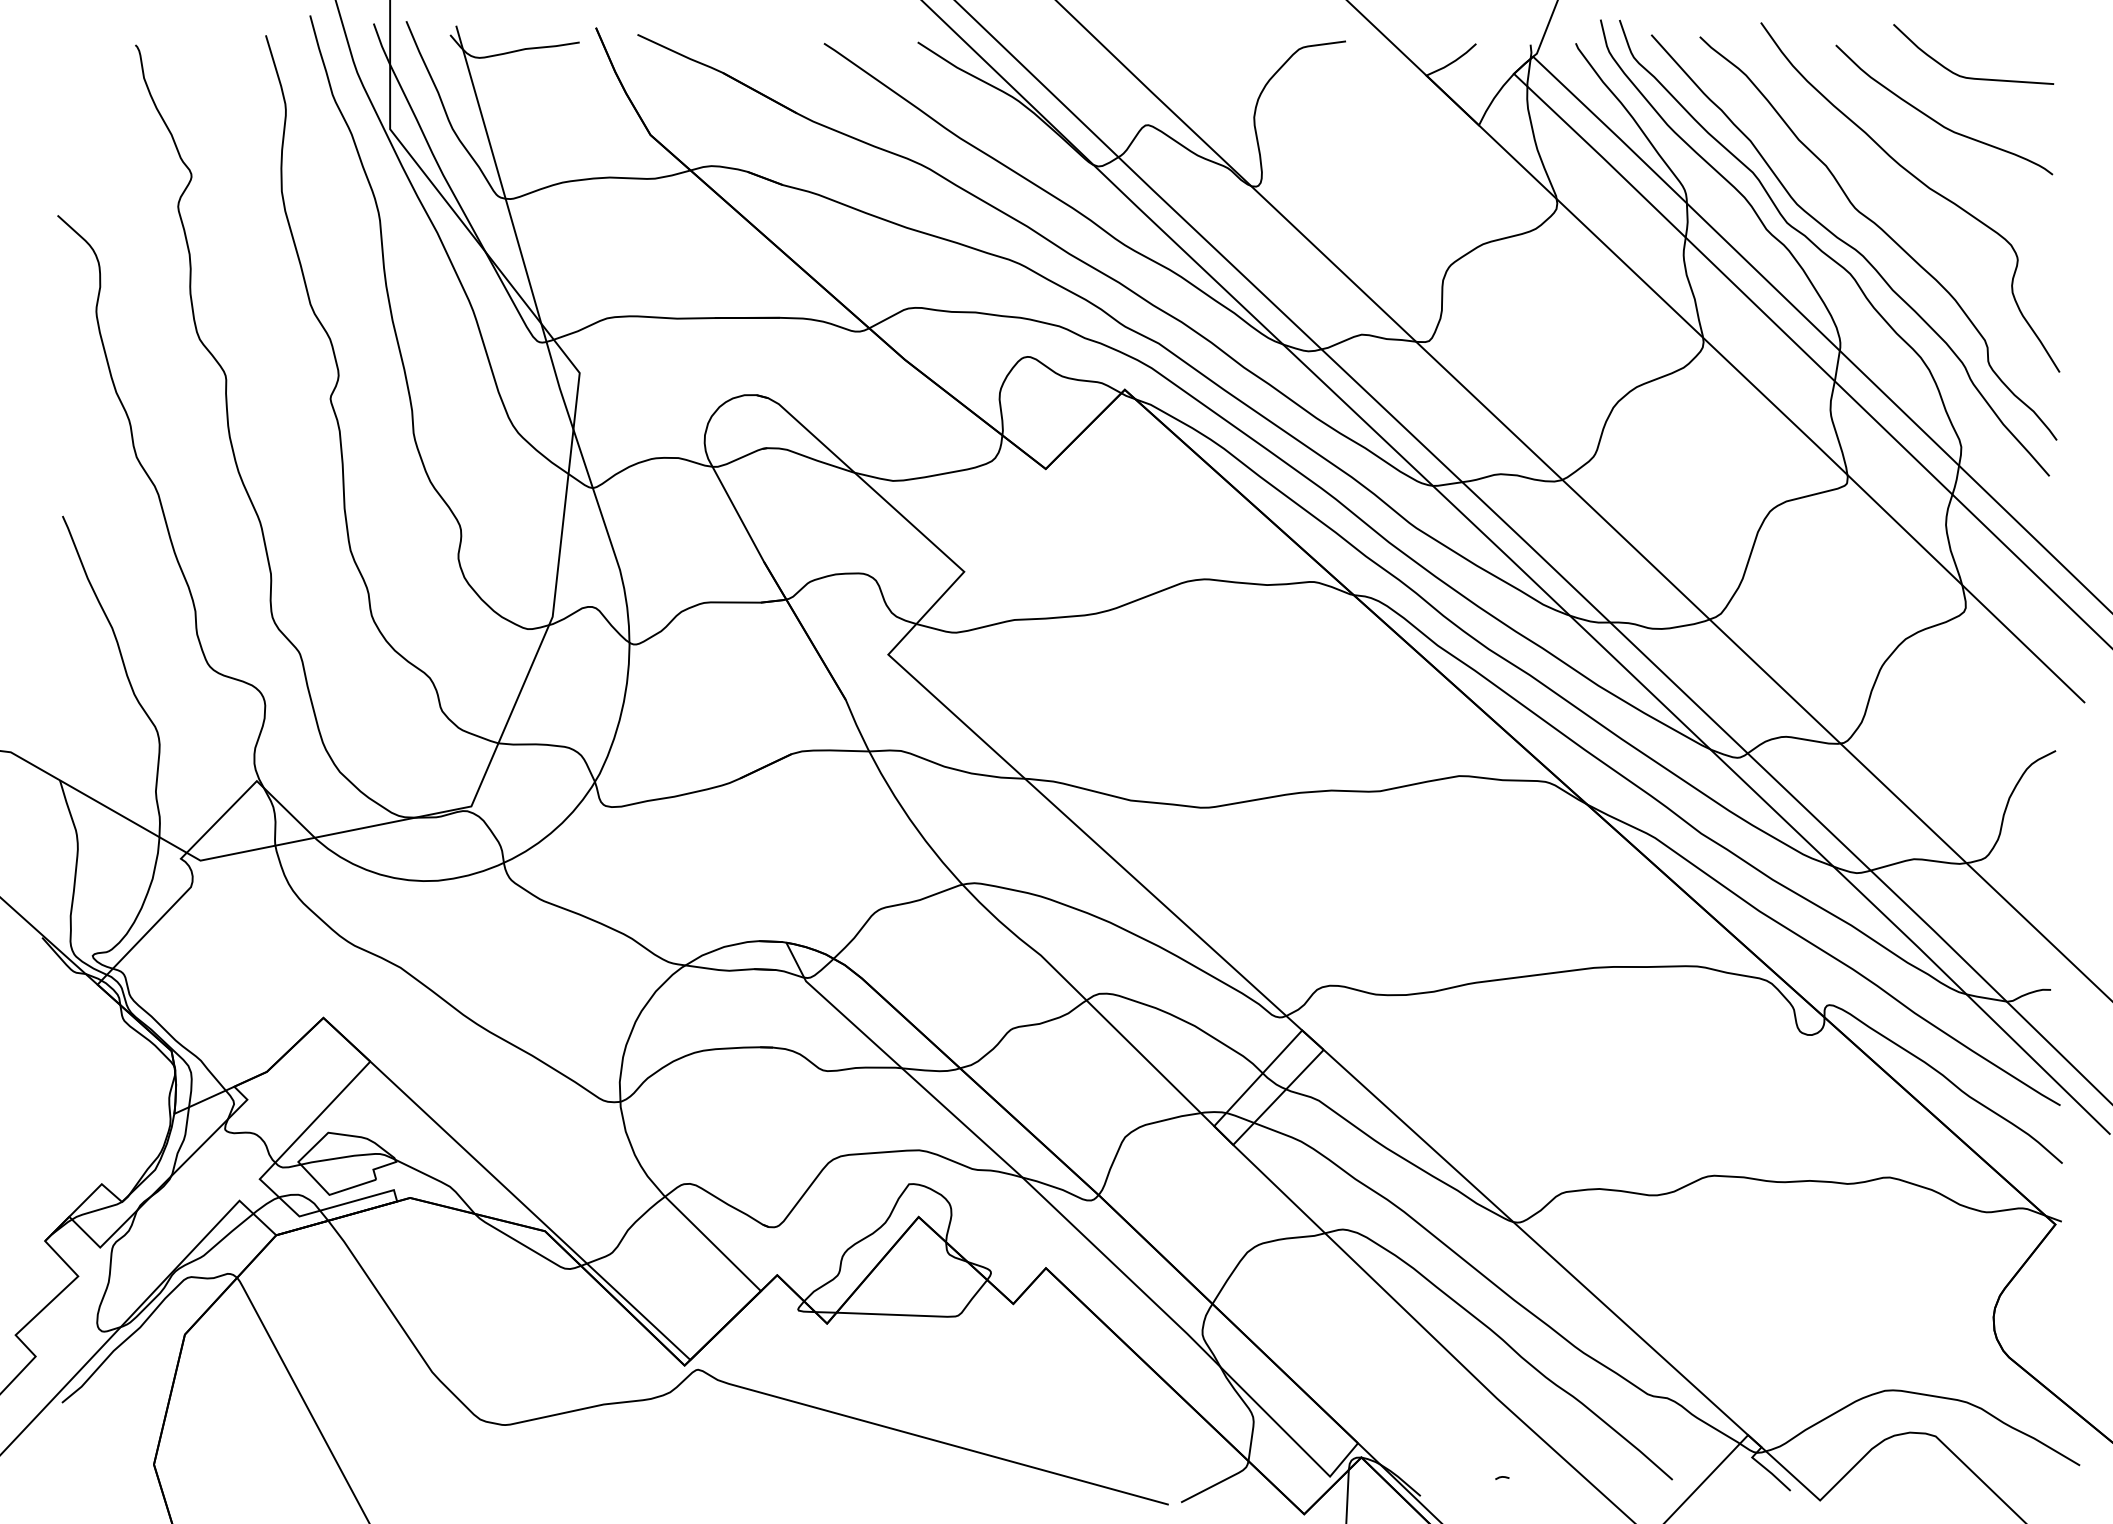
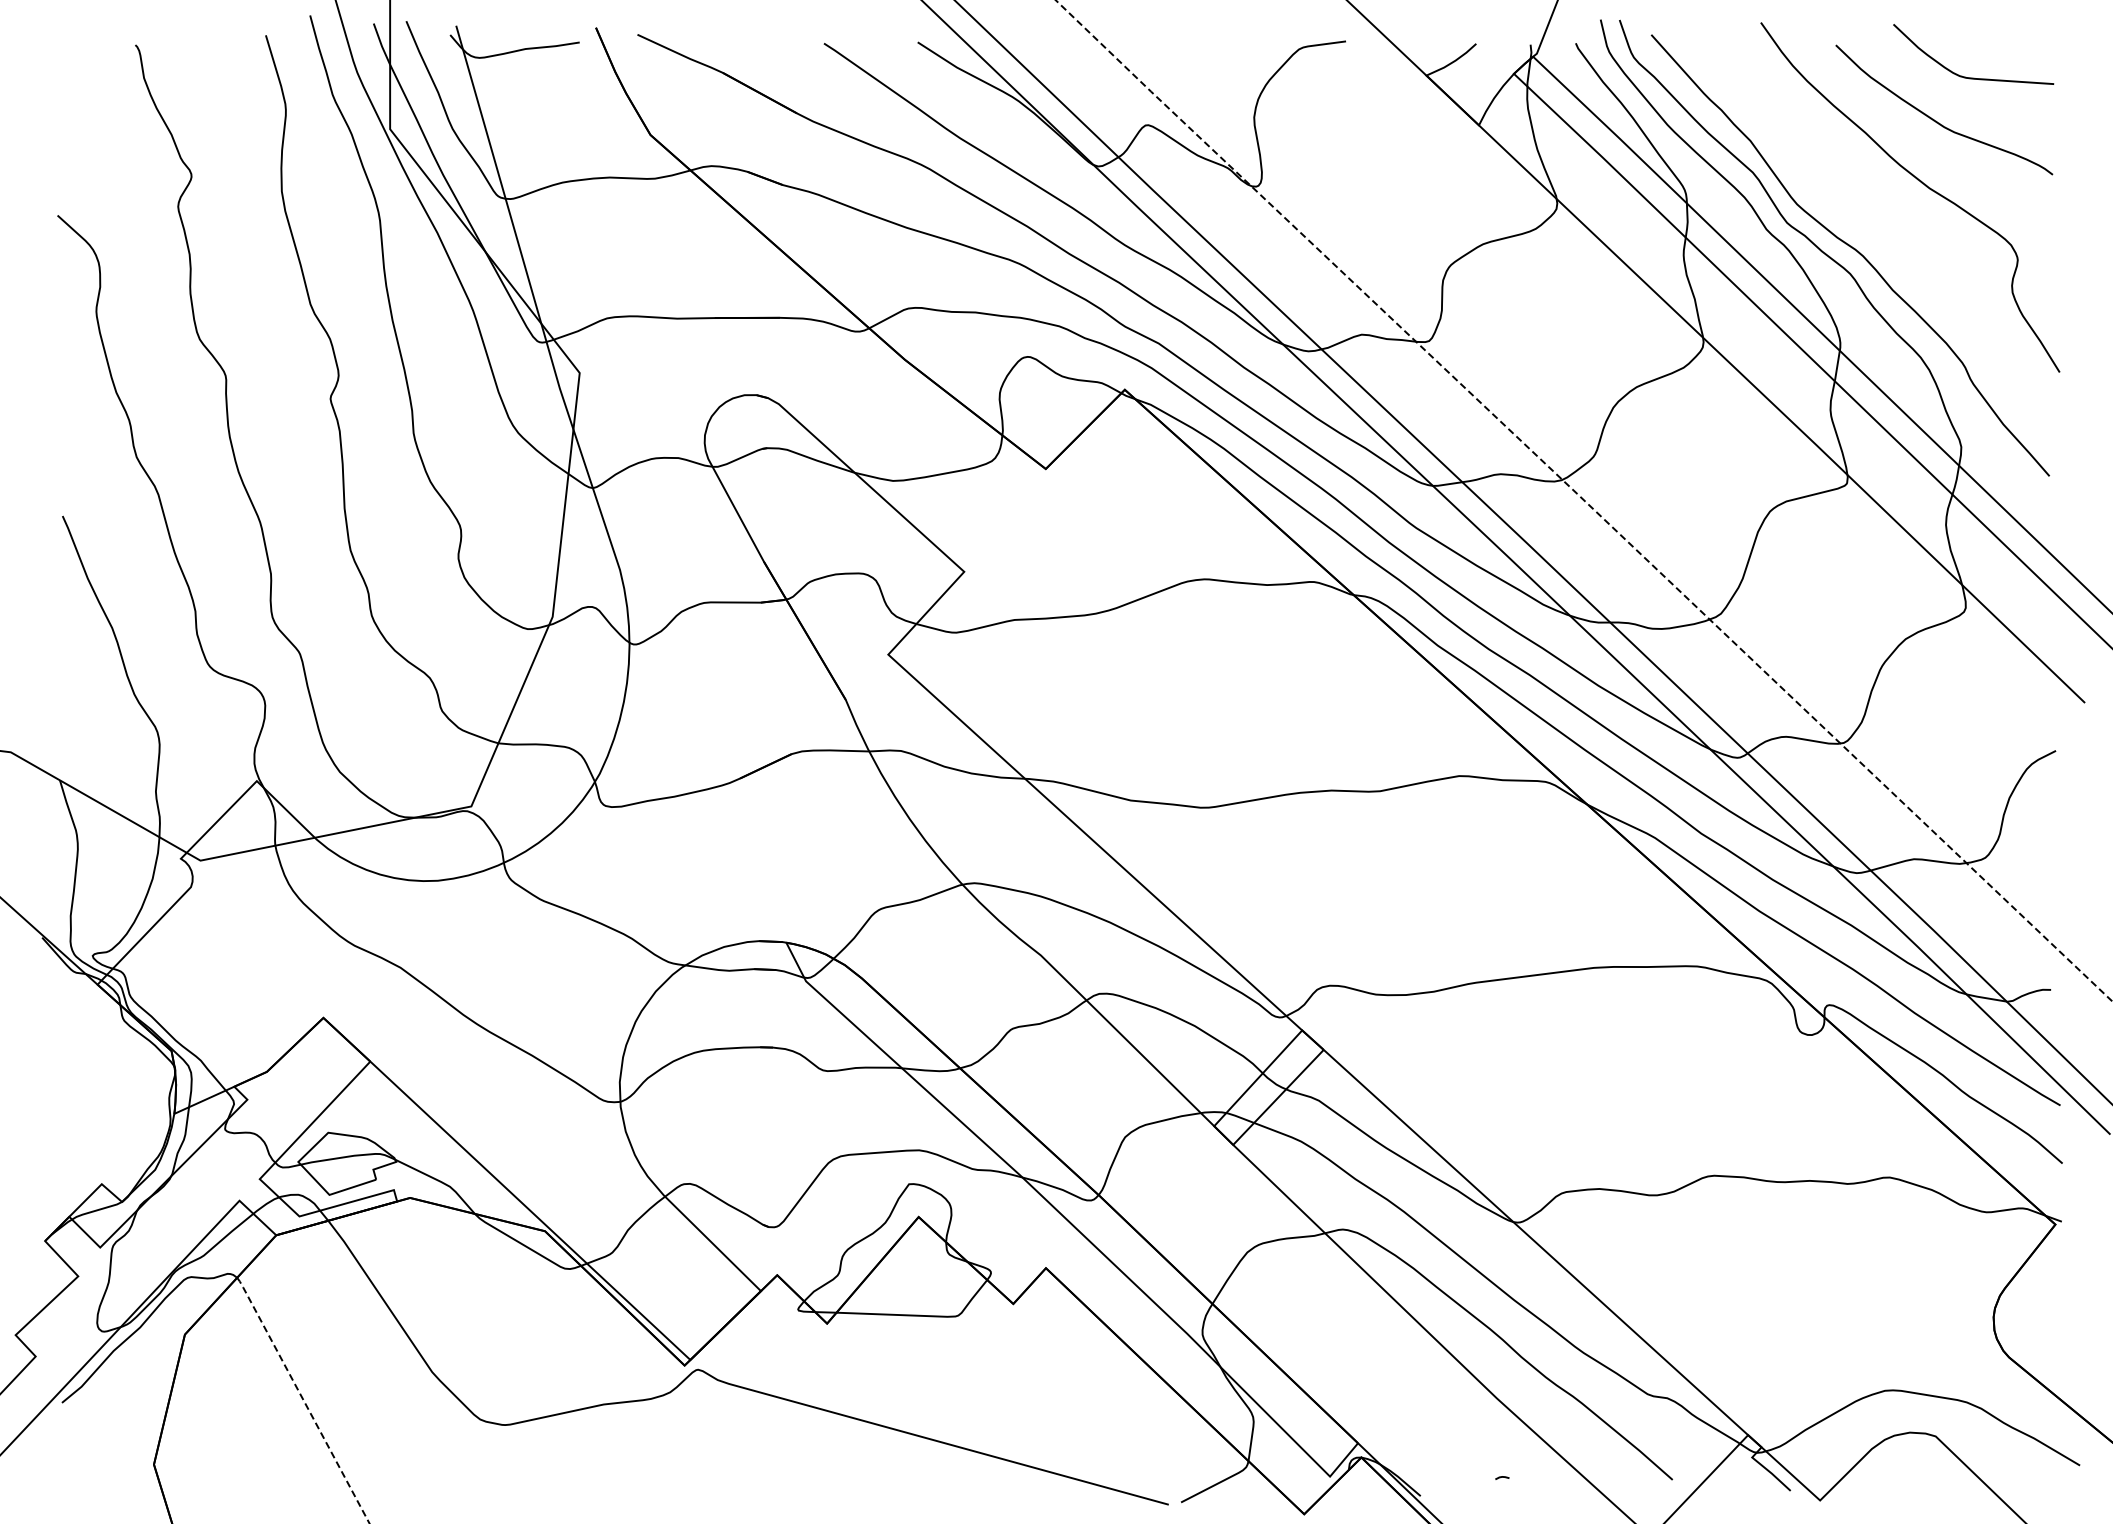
curve: present -> none (1883, 232)
line: solid -> dashed (1583, 500)
line: solid -> dashed (303, 1399)
line: present -> none (1347, 1495)
